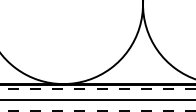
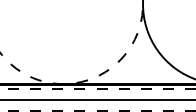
arc: solid -> dashed (91, 78)
